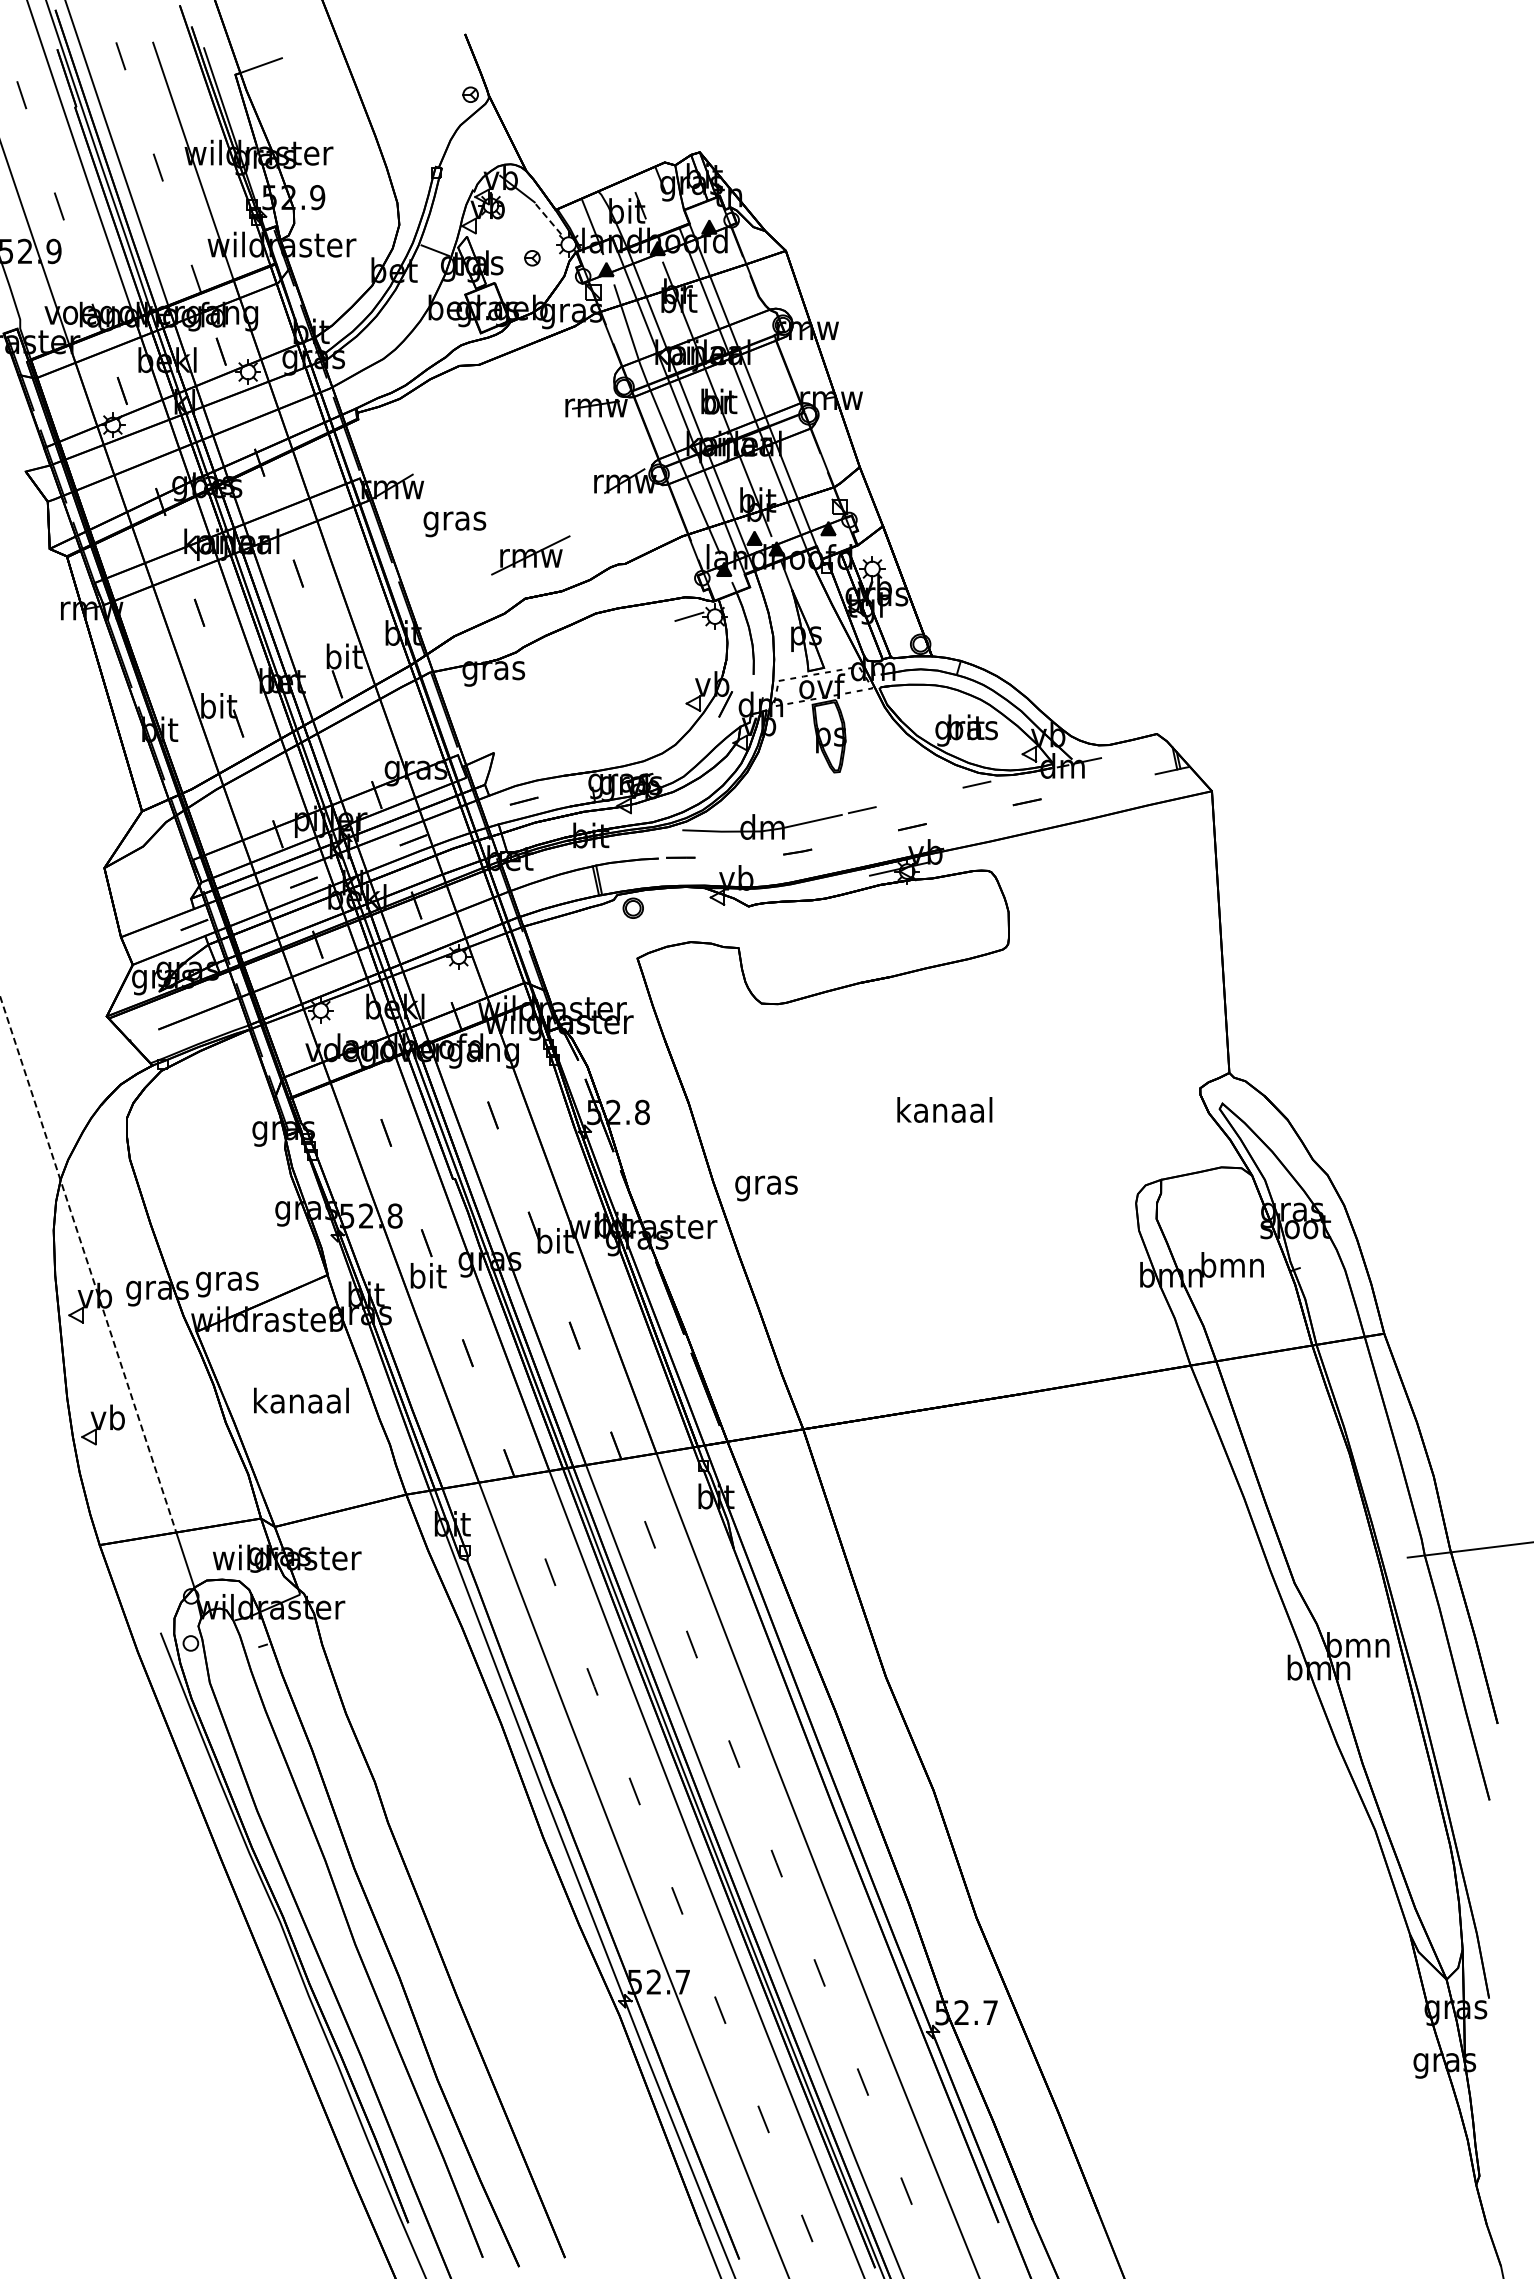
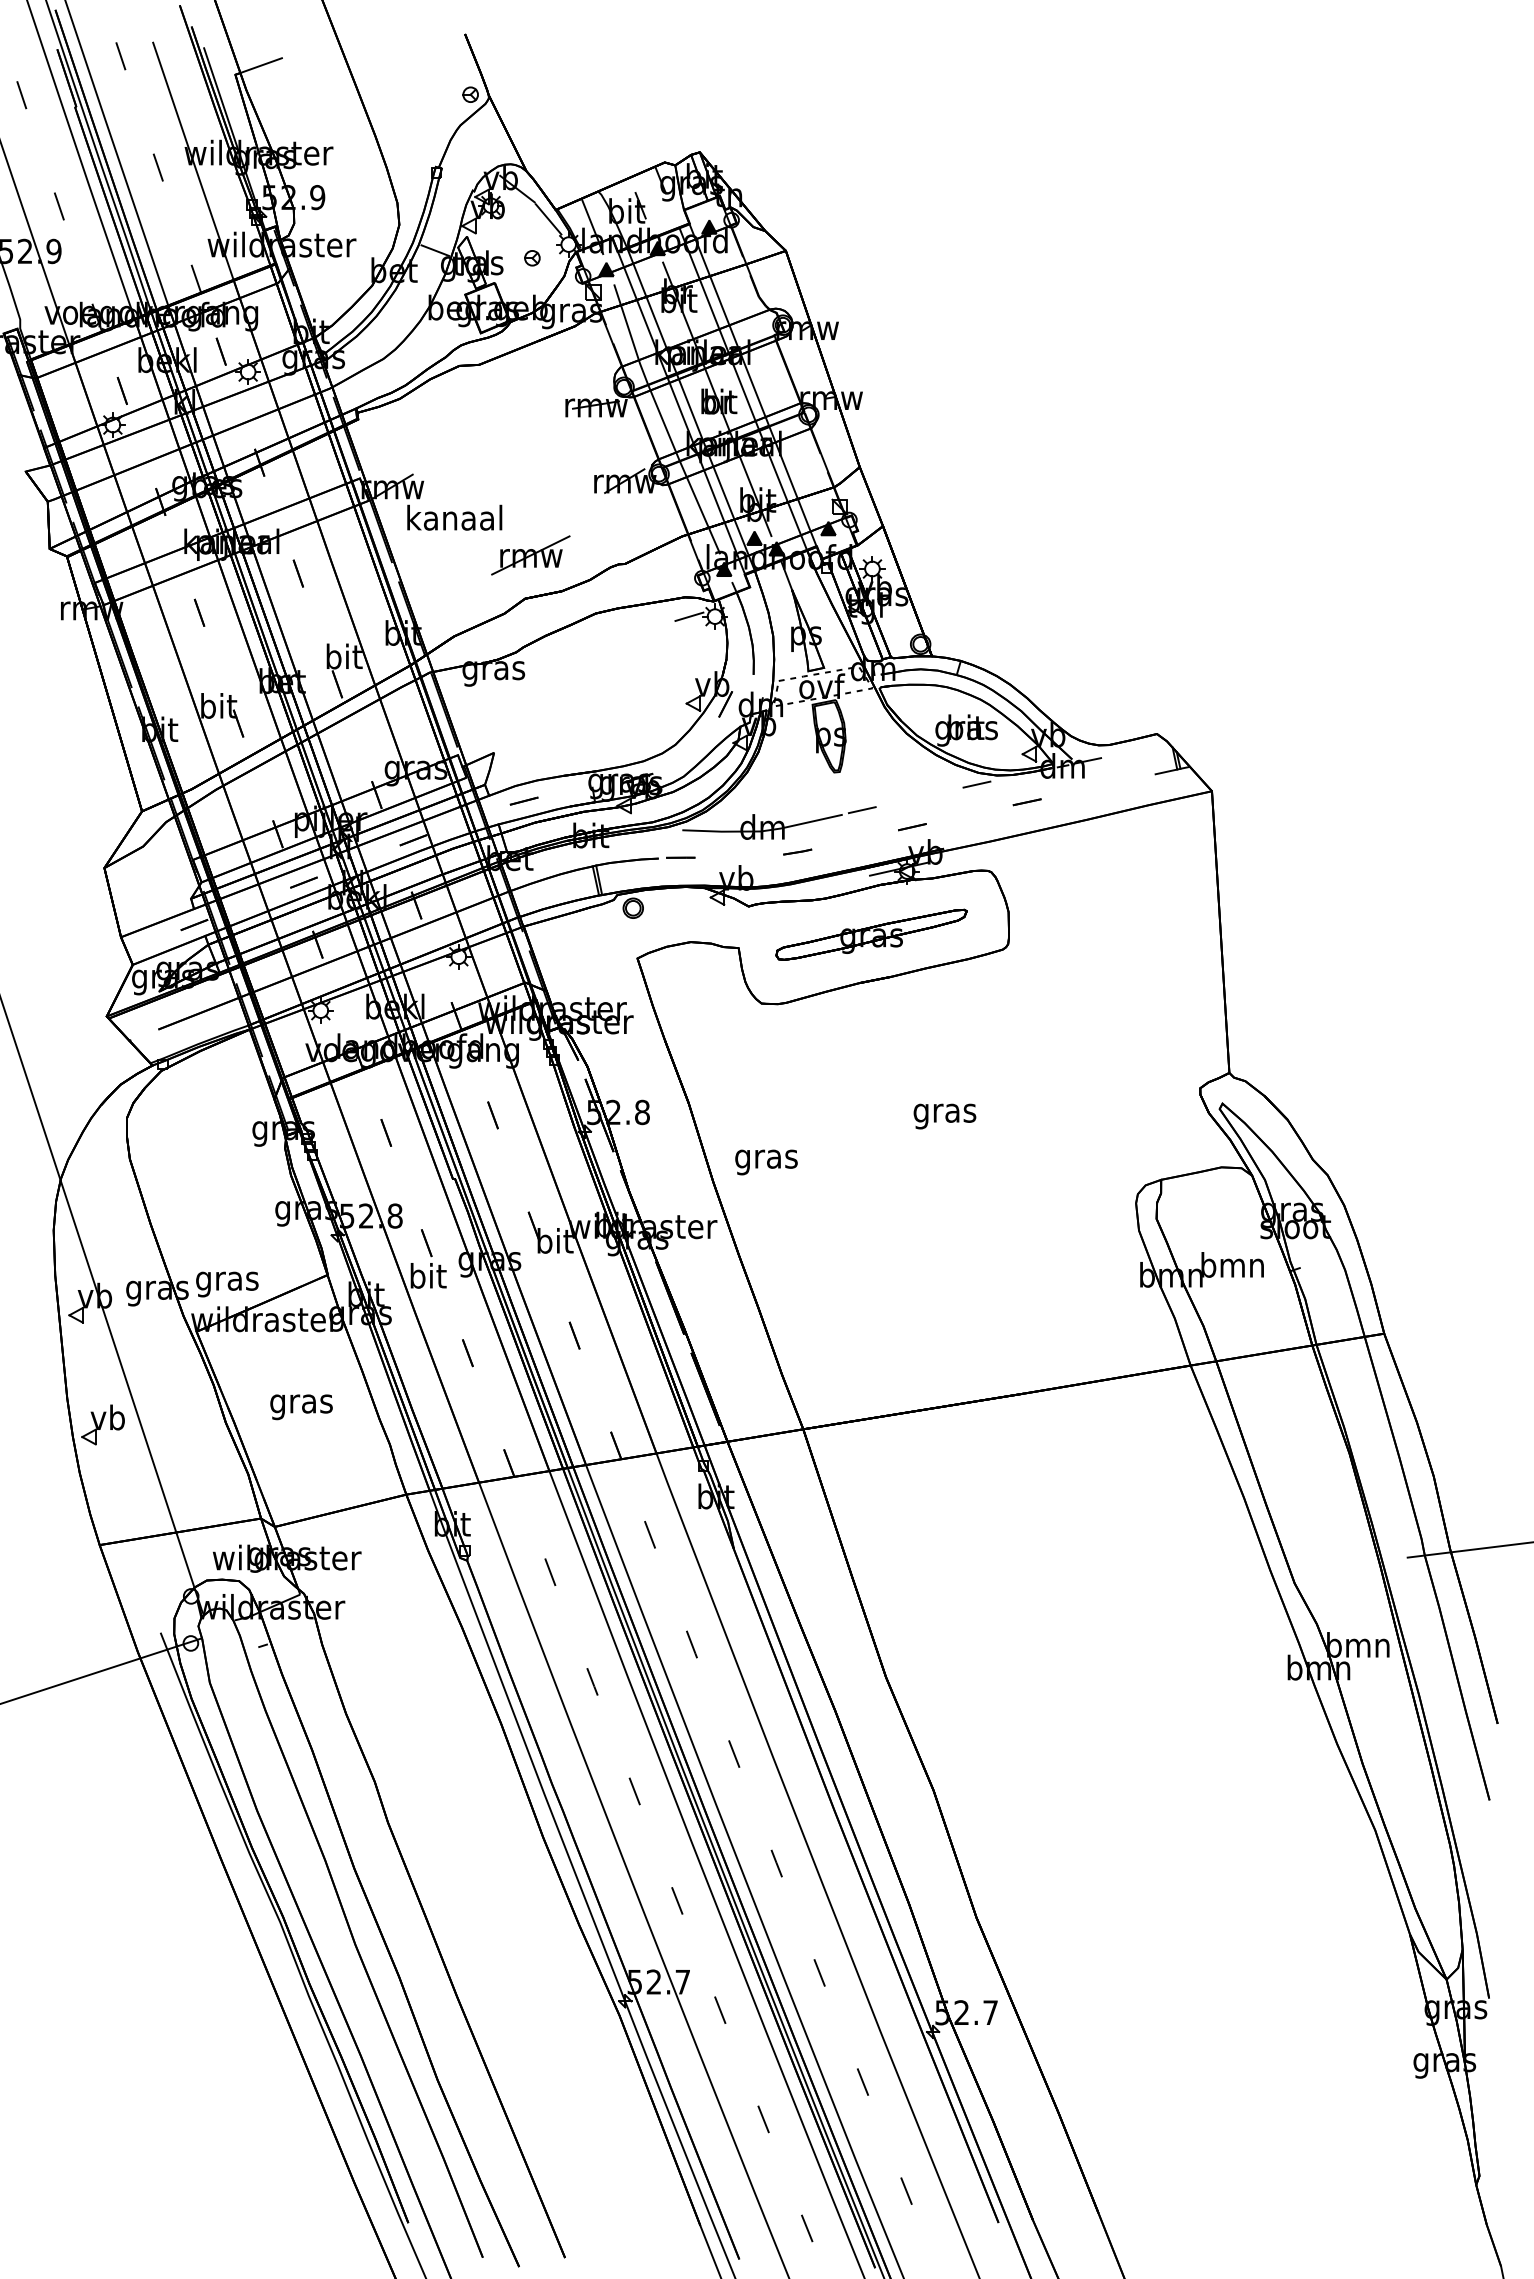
line: dashed -> solid (548, 219)
text: gras -> kanaal (454, 520)
part: none -> present (871, 934)
text: kanaal -> gras (944, 1113)
text position: (766, 1188) -> (766, 1162) (766, 1162)
line: dashed -> solid (88, 1264)
text: kanaal -> gras (301, 1403)
line: none -> present (101, 1670)
